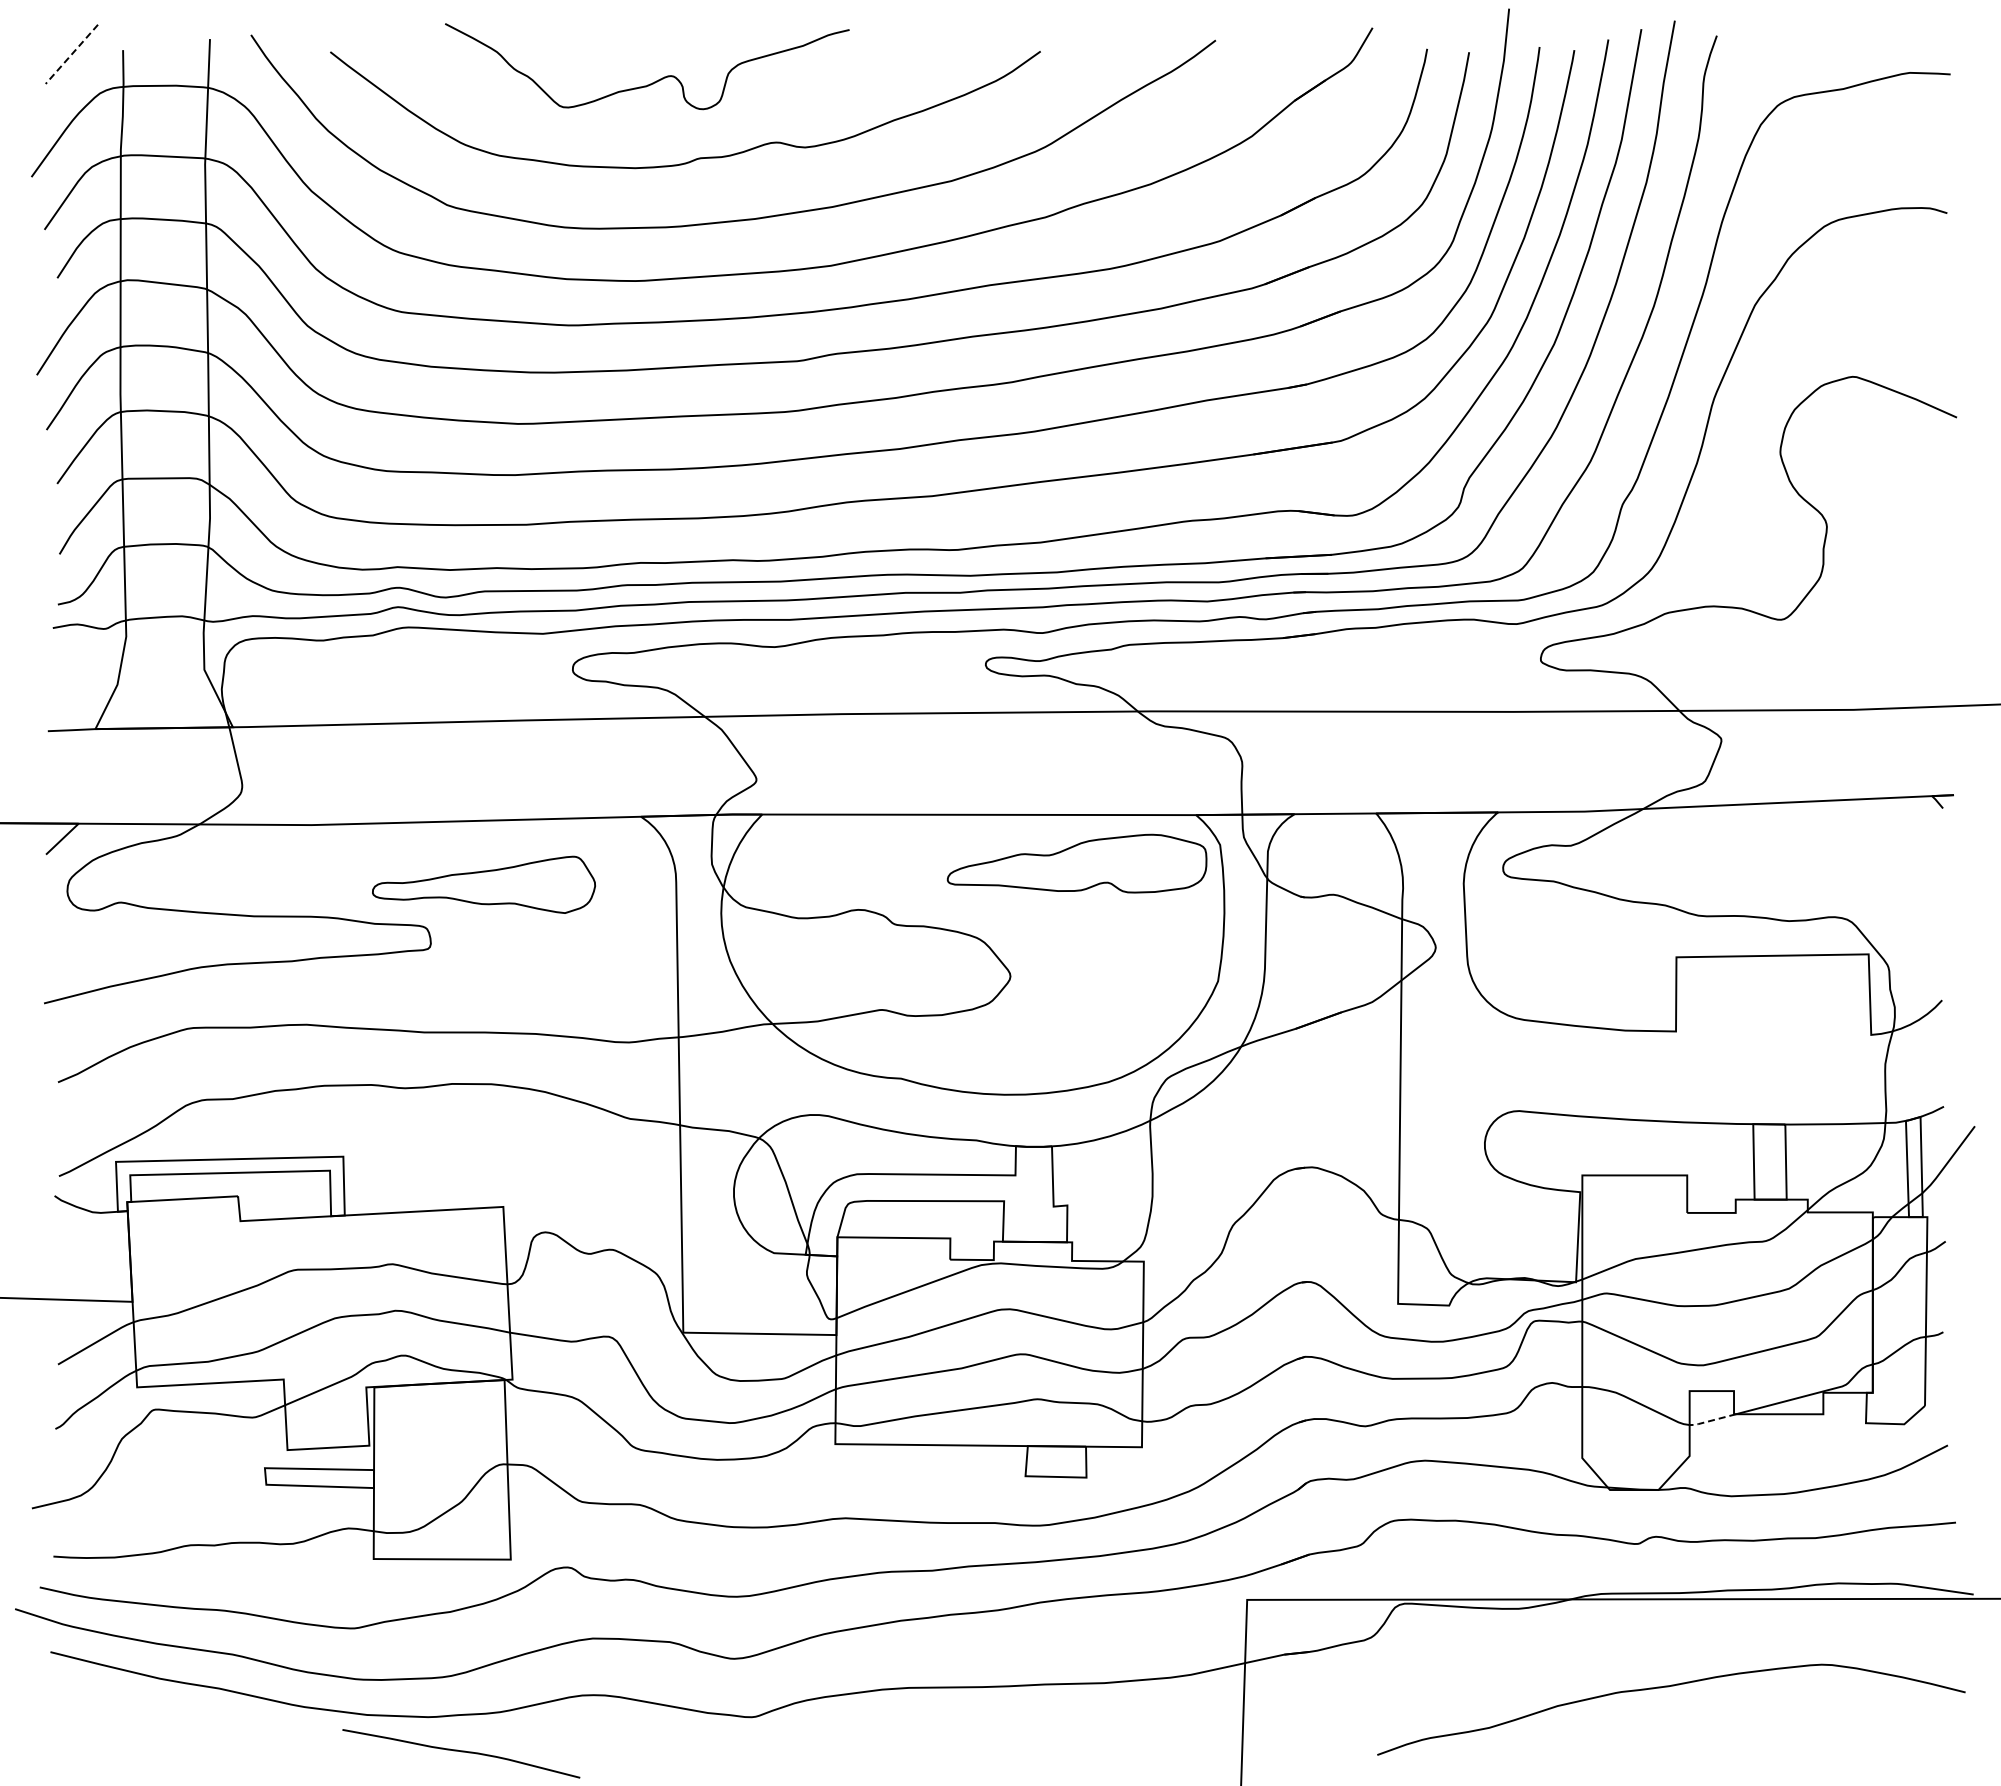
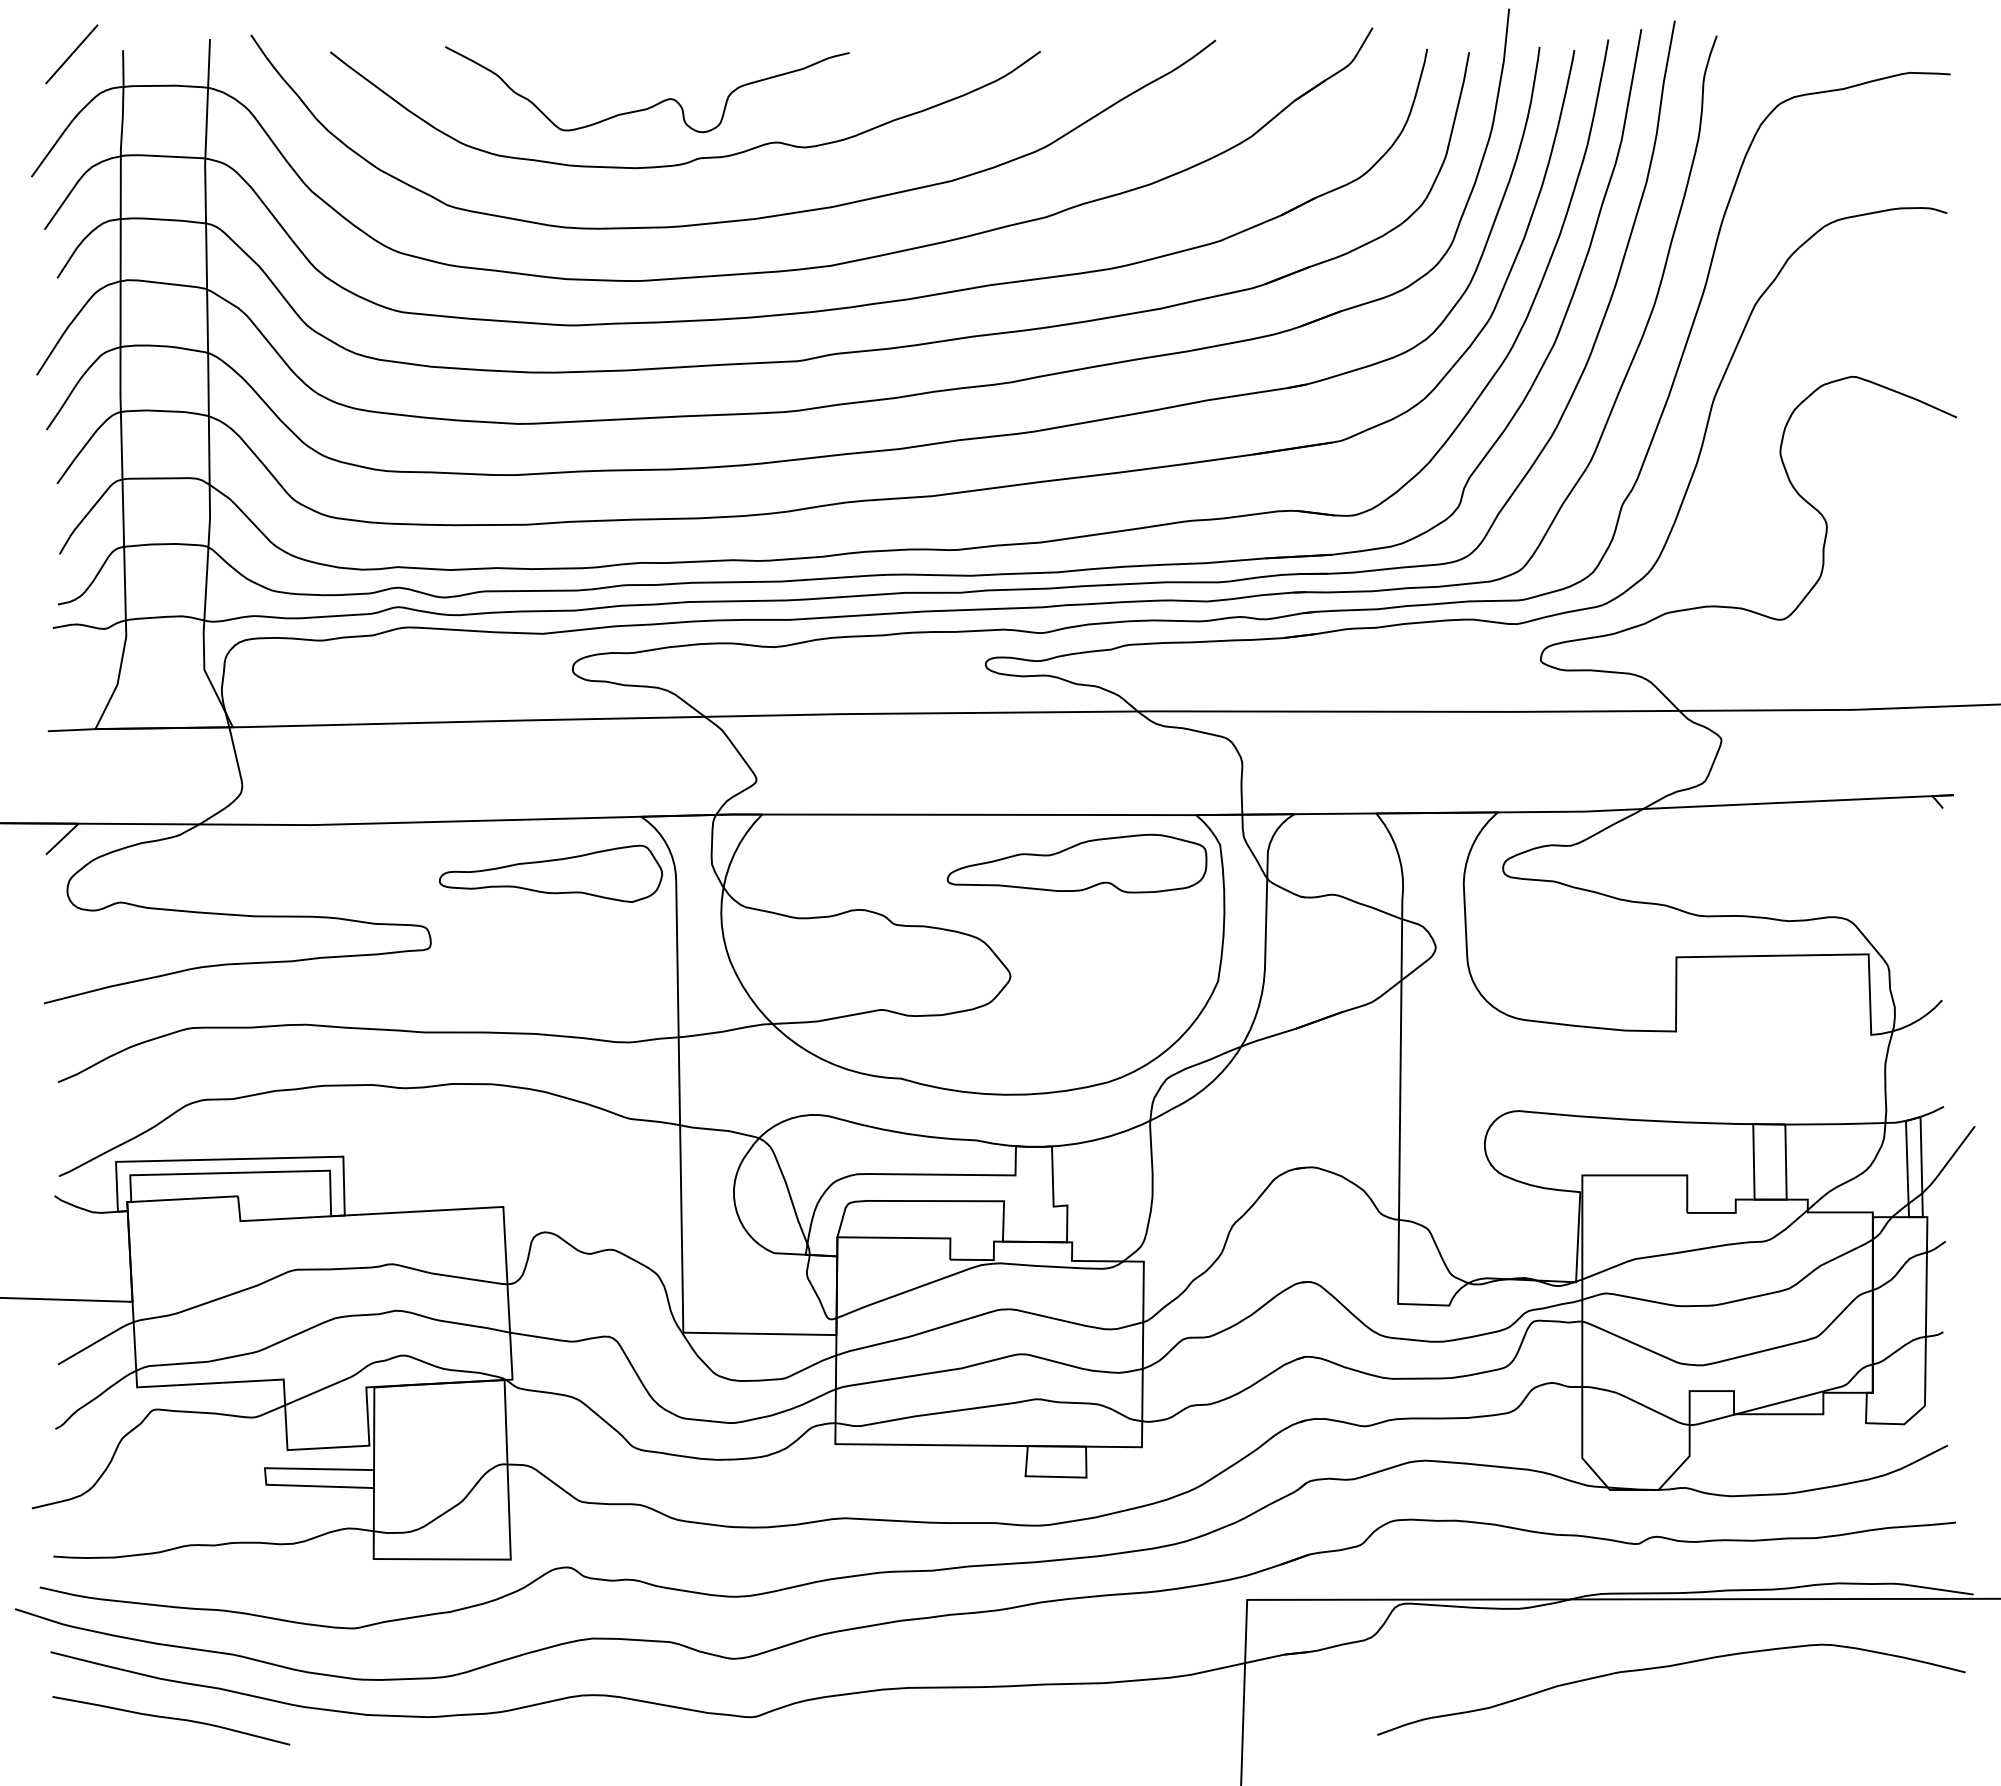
line: dashed -> solid (71, 54)
curve position: (654, 81) -> (654, 104) (654, 104)
part position: (483, 884) -> (550, 873) (550, 873)
line: dashed -> solid (1711, 1420)
curve position: (1668, 1687) -> (1668, 1667) (1668, 1667)
curve position: (461, 1752) -> (171, 1719) (171, 1719)
